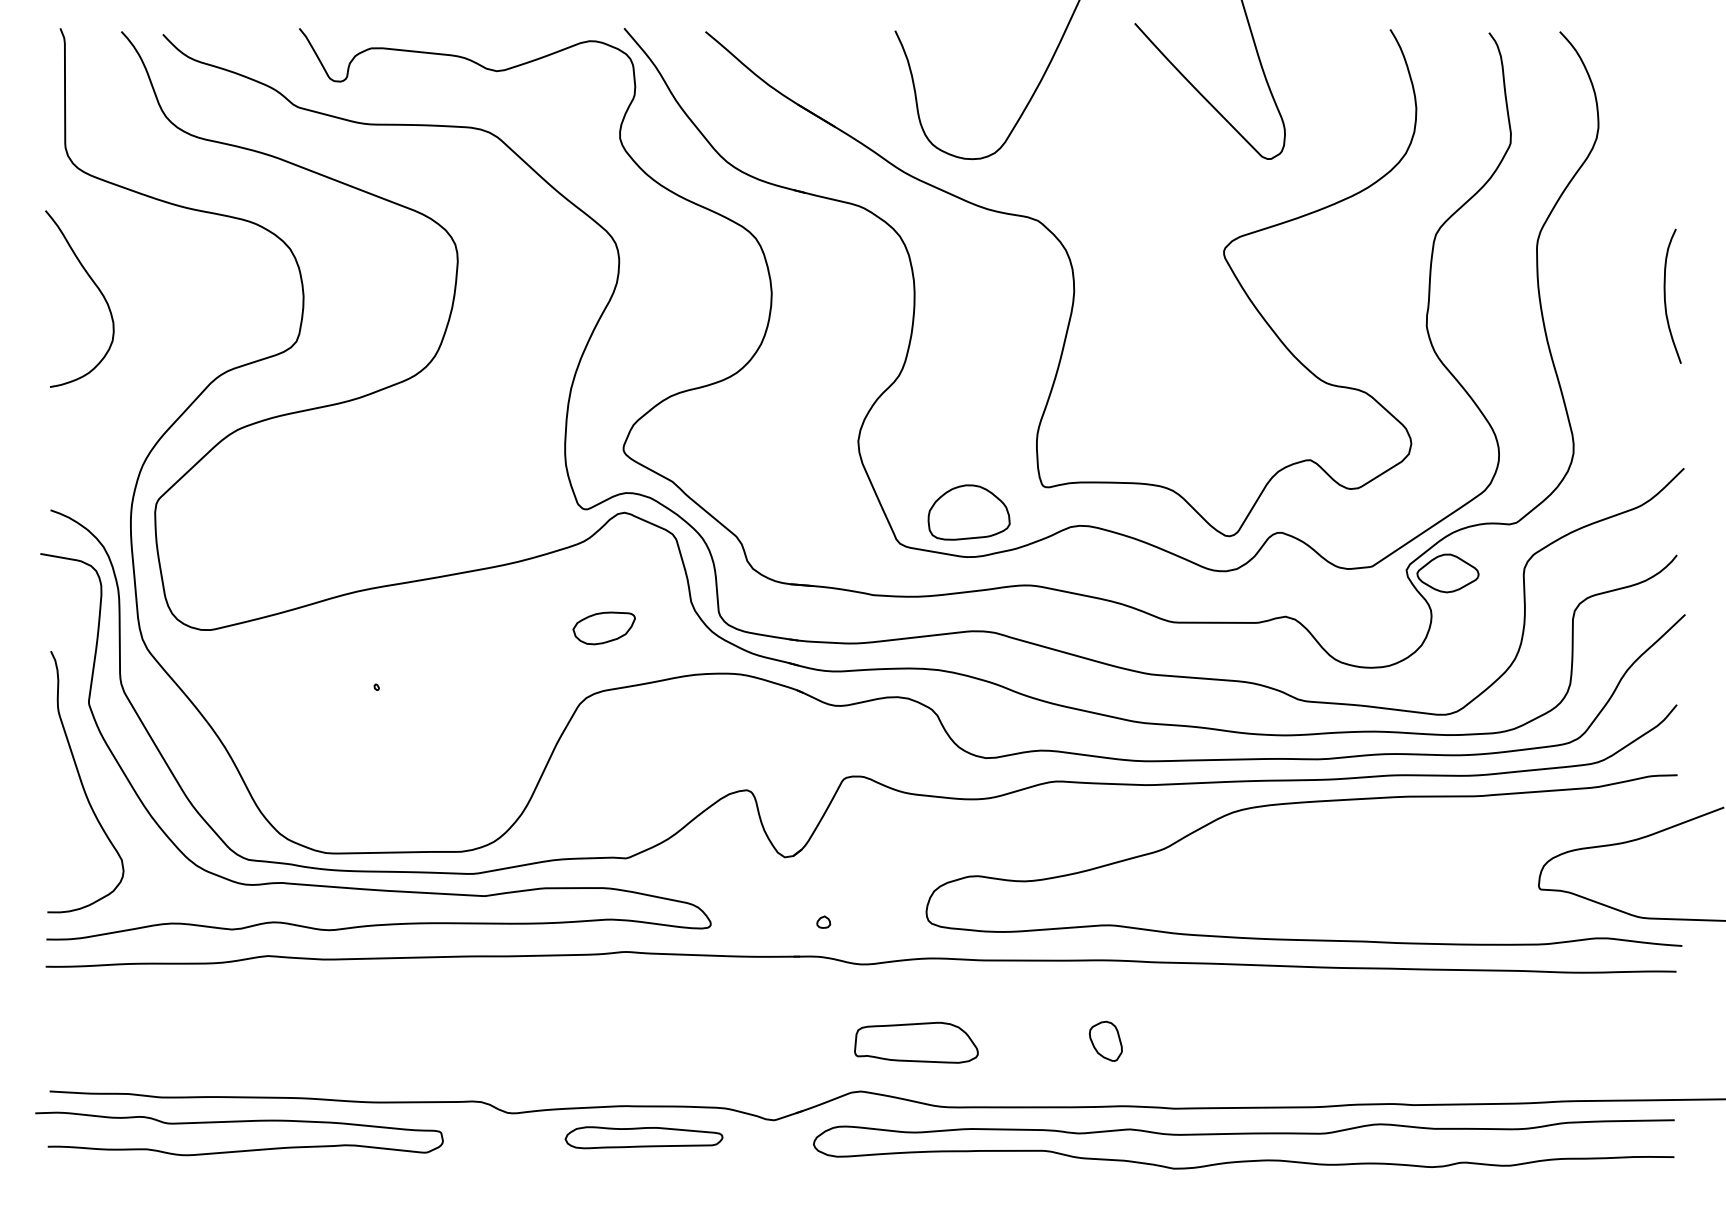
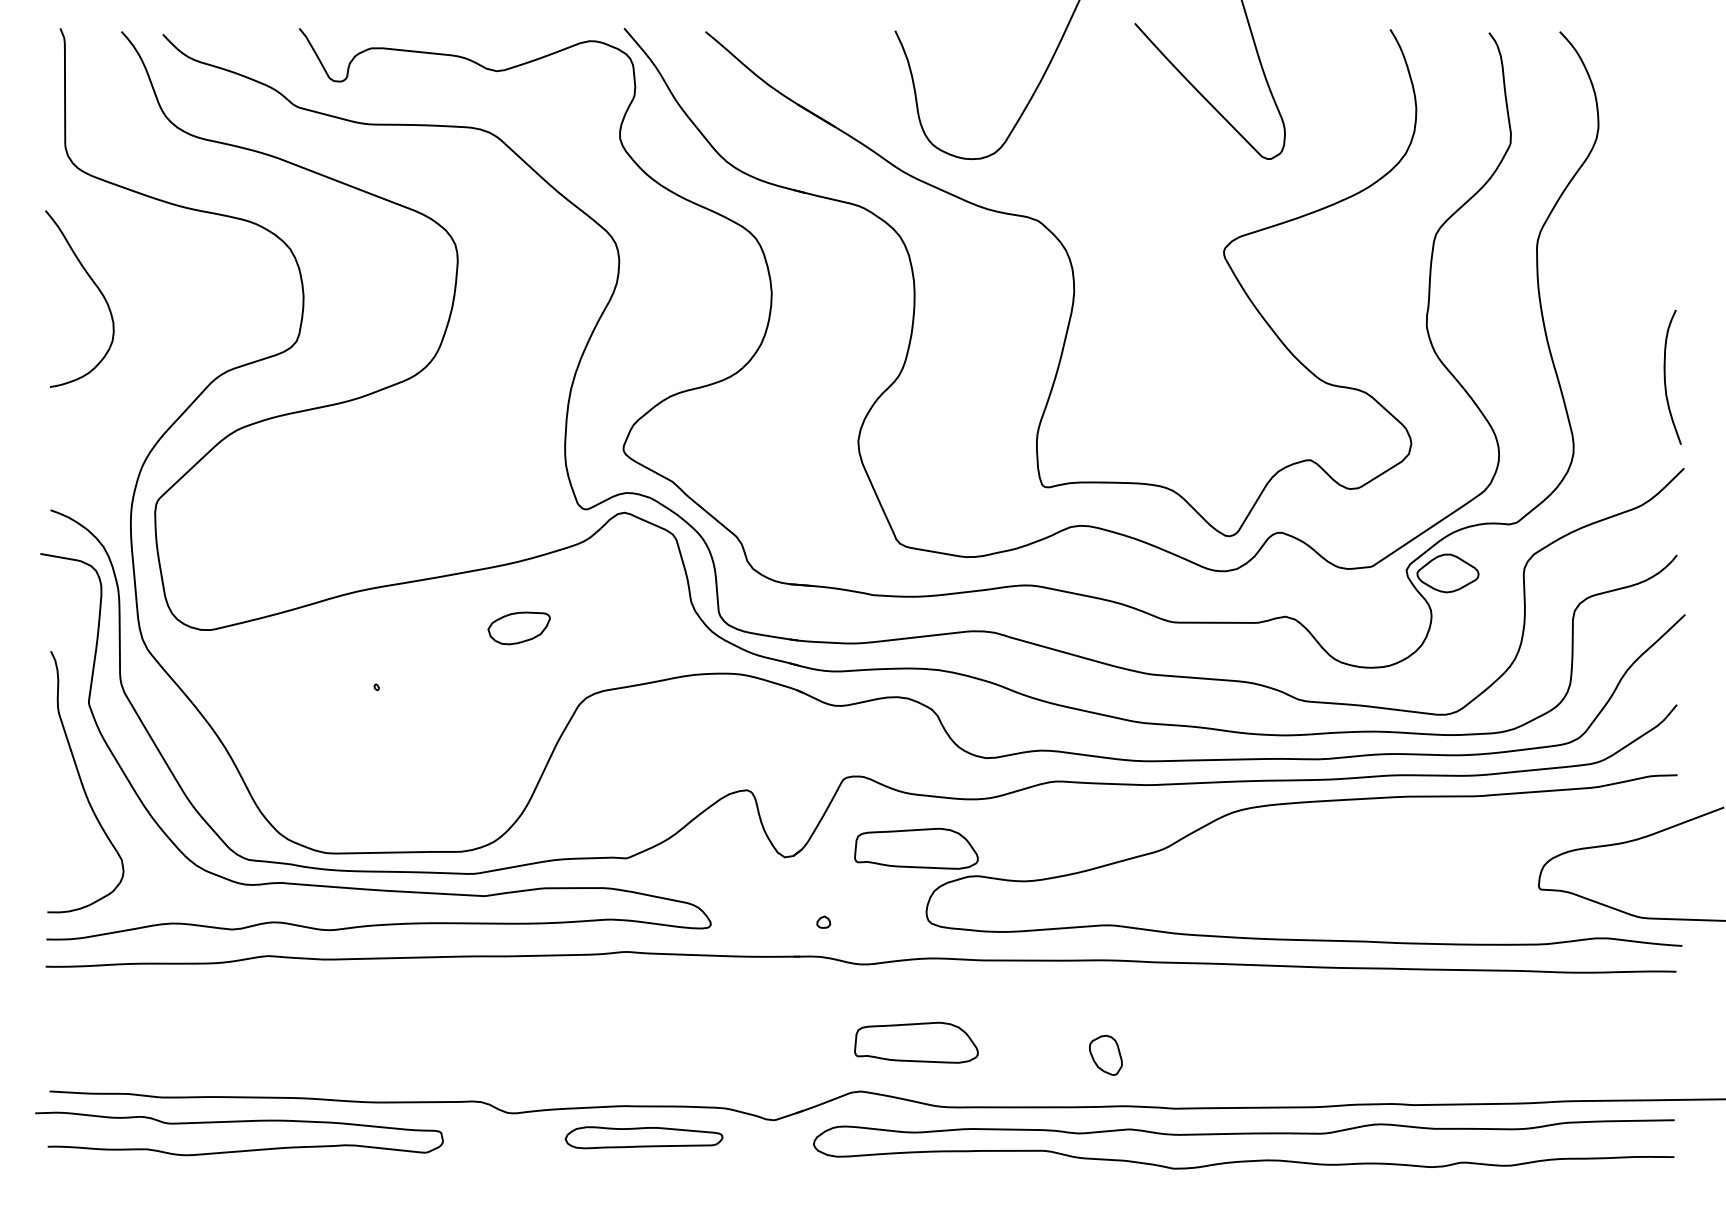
curve position: (1665, 295) -> (1665, 376) (1665, 376)
part: present -> none (968, 512)
part position: (603, 628) -> (518, 628) (518, 628)
part: none -> present (916, 848)
part position: (1105, 1040) -> (1105, 1054) (1105, 1054)
